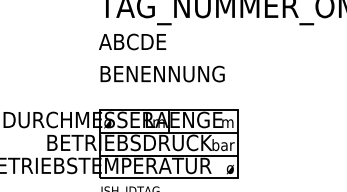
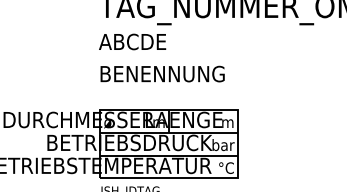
text: ø -> °C (226, 168)
